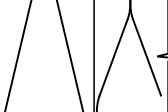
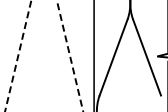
line: solid -> dashed (18, 55)
line: solid -> dashed (70, 56)
